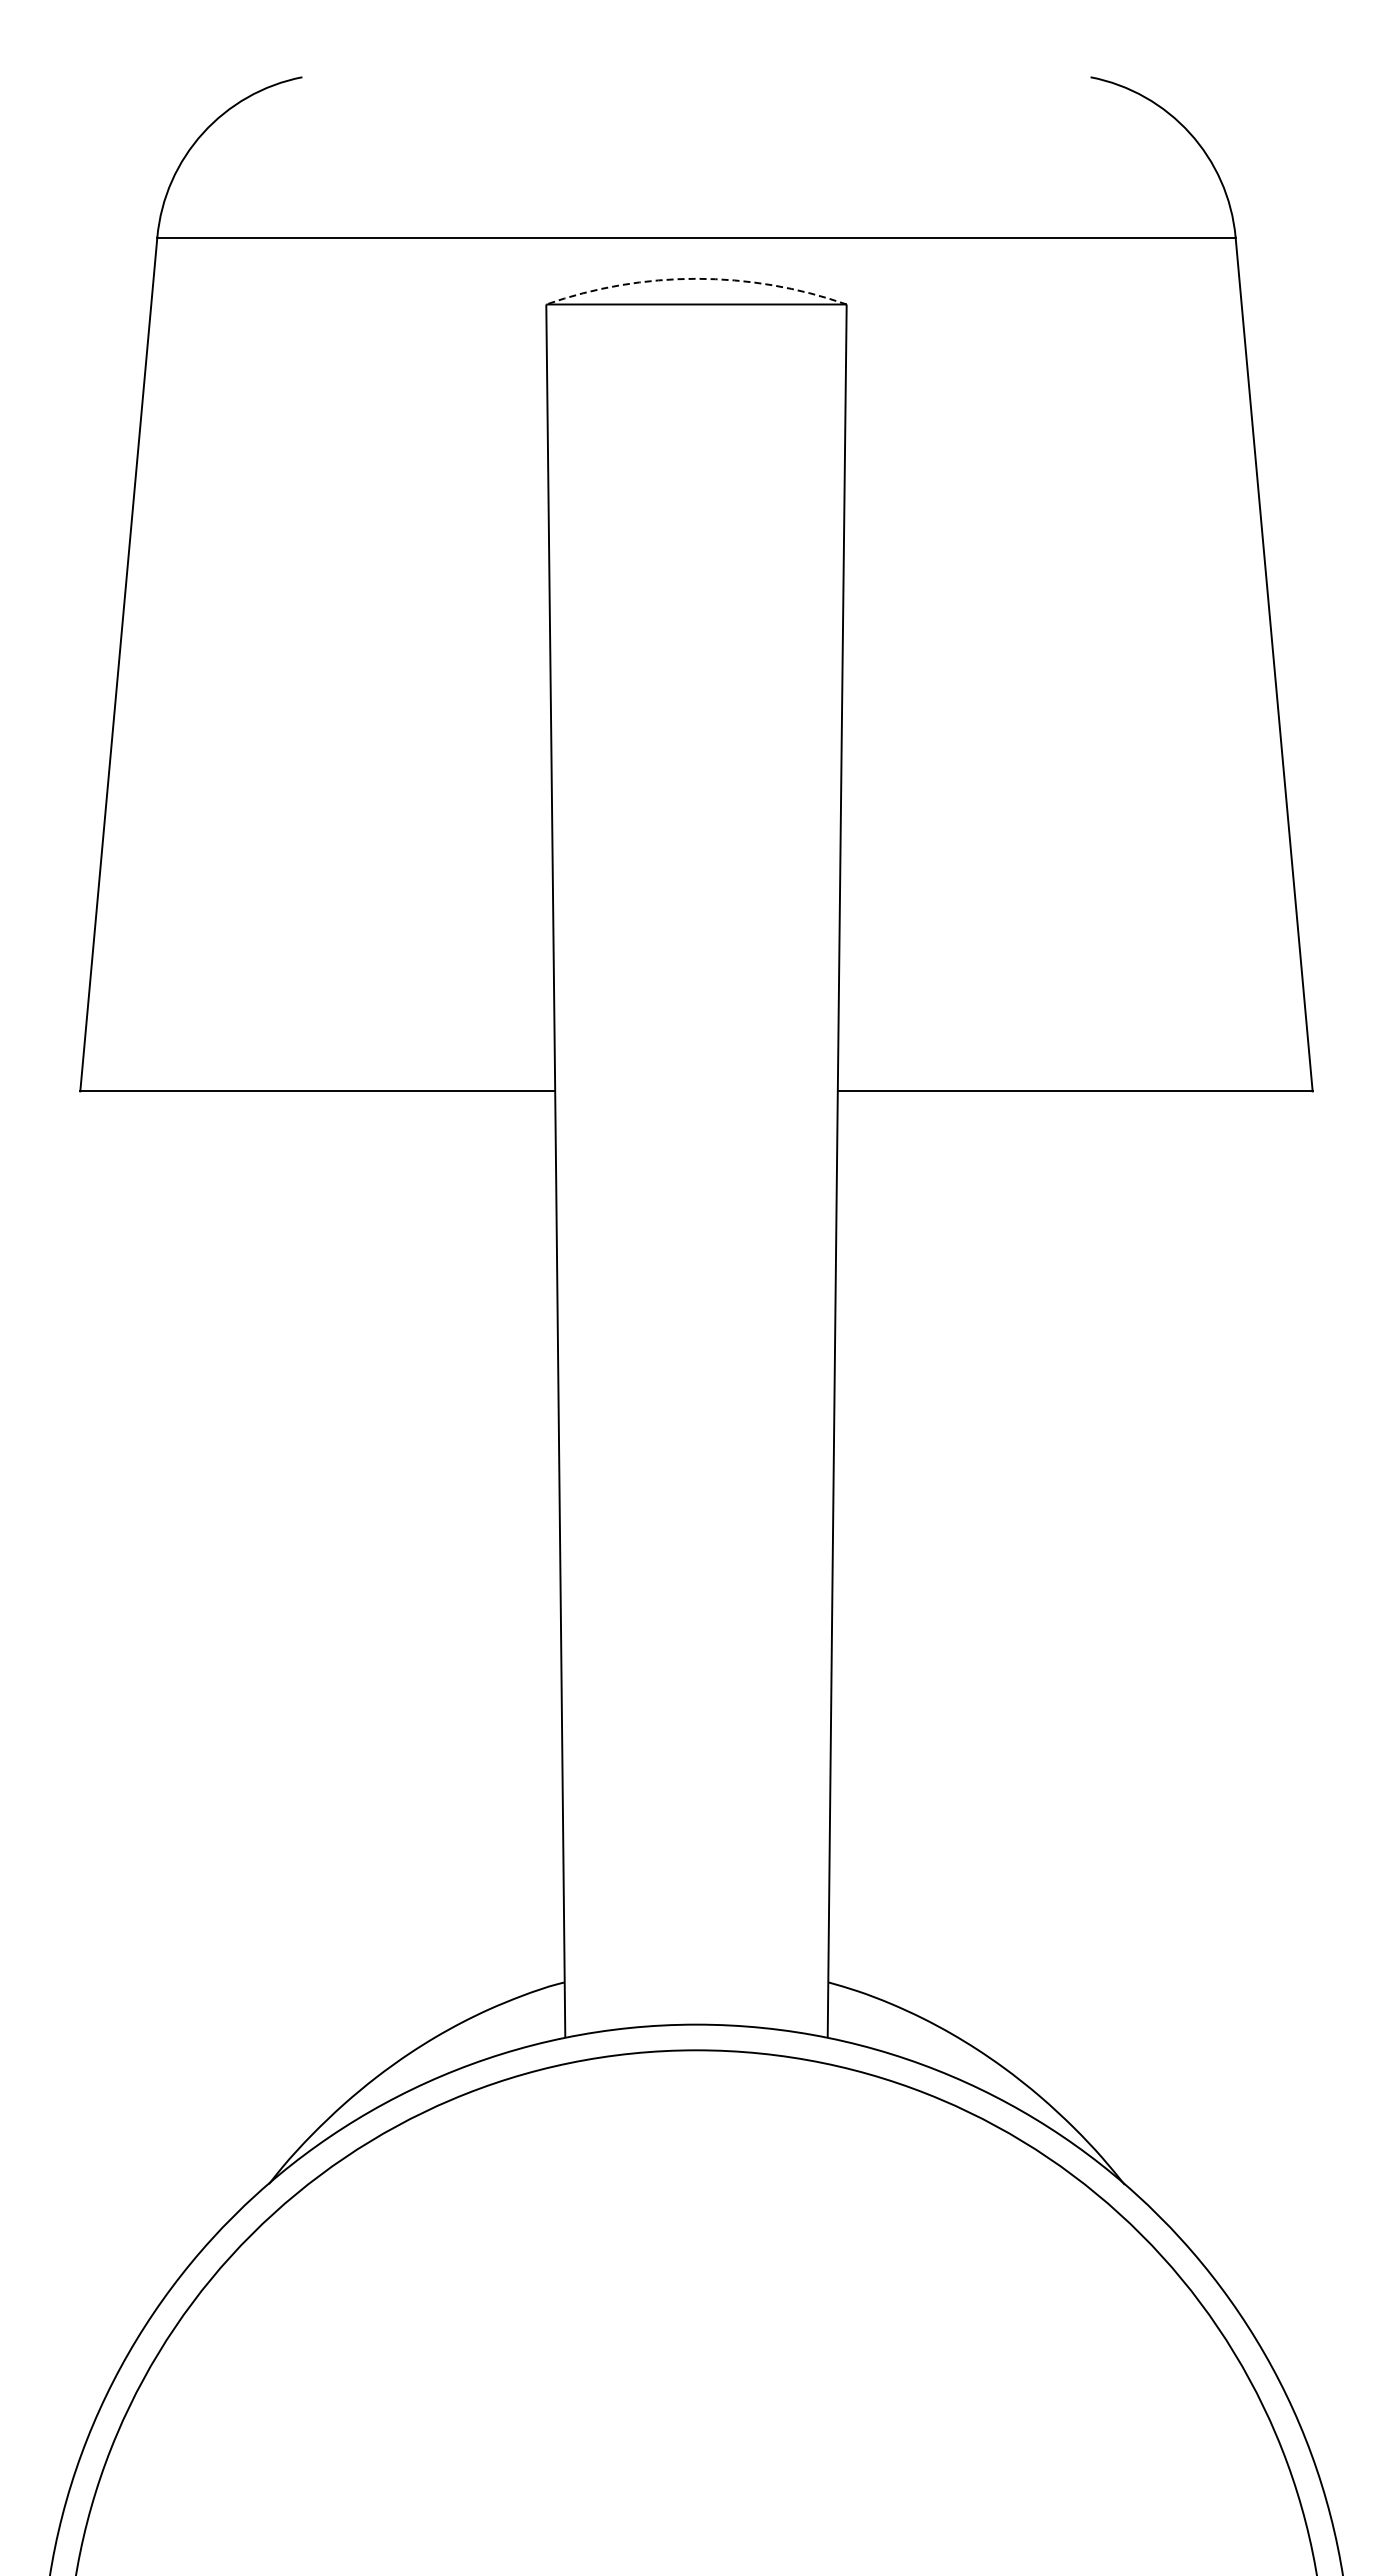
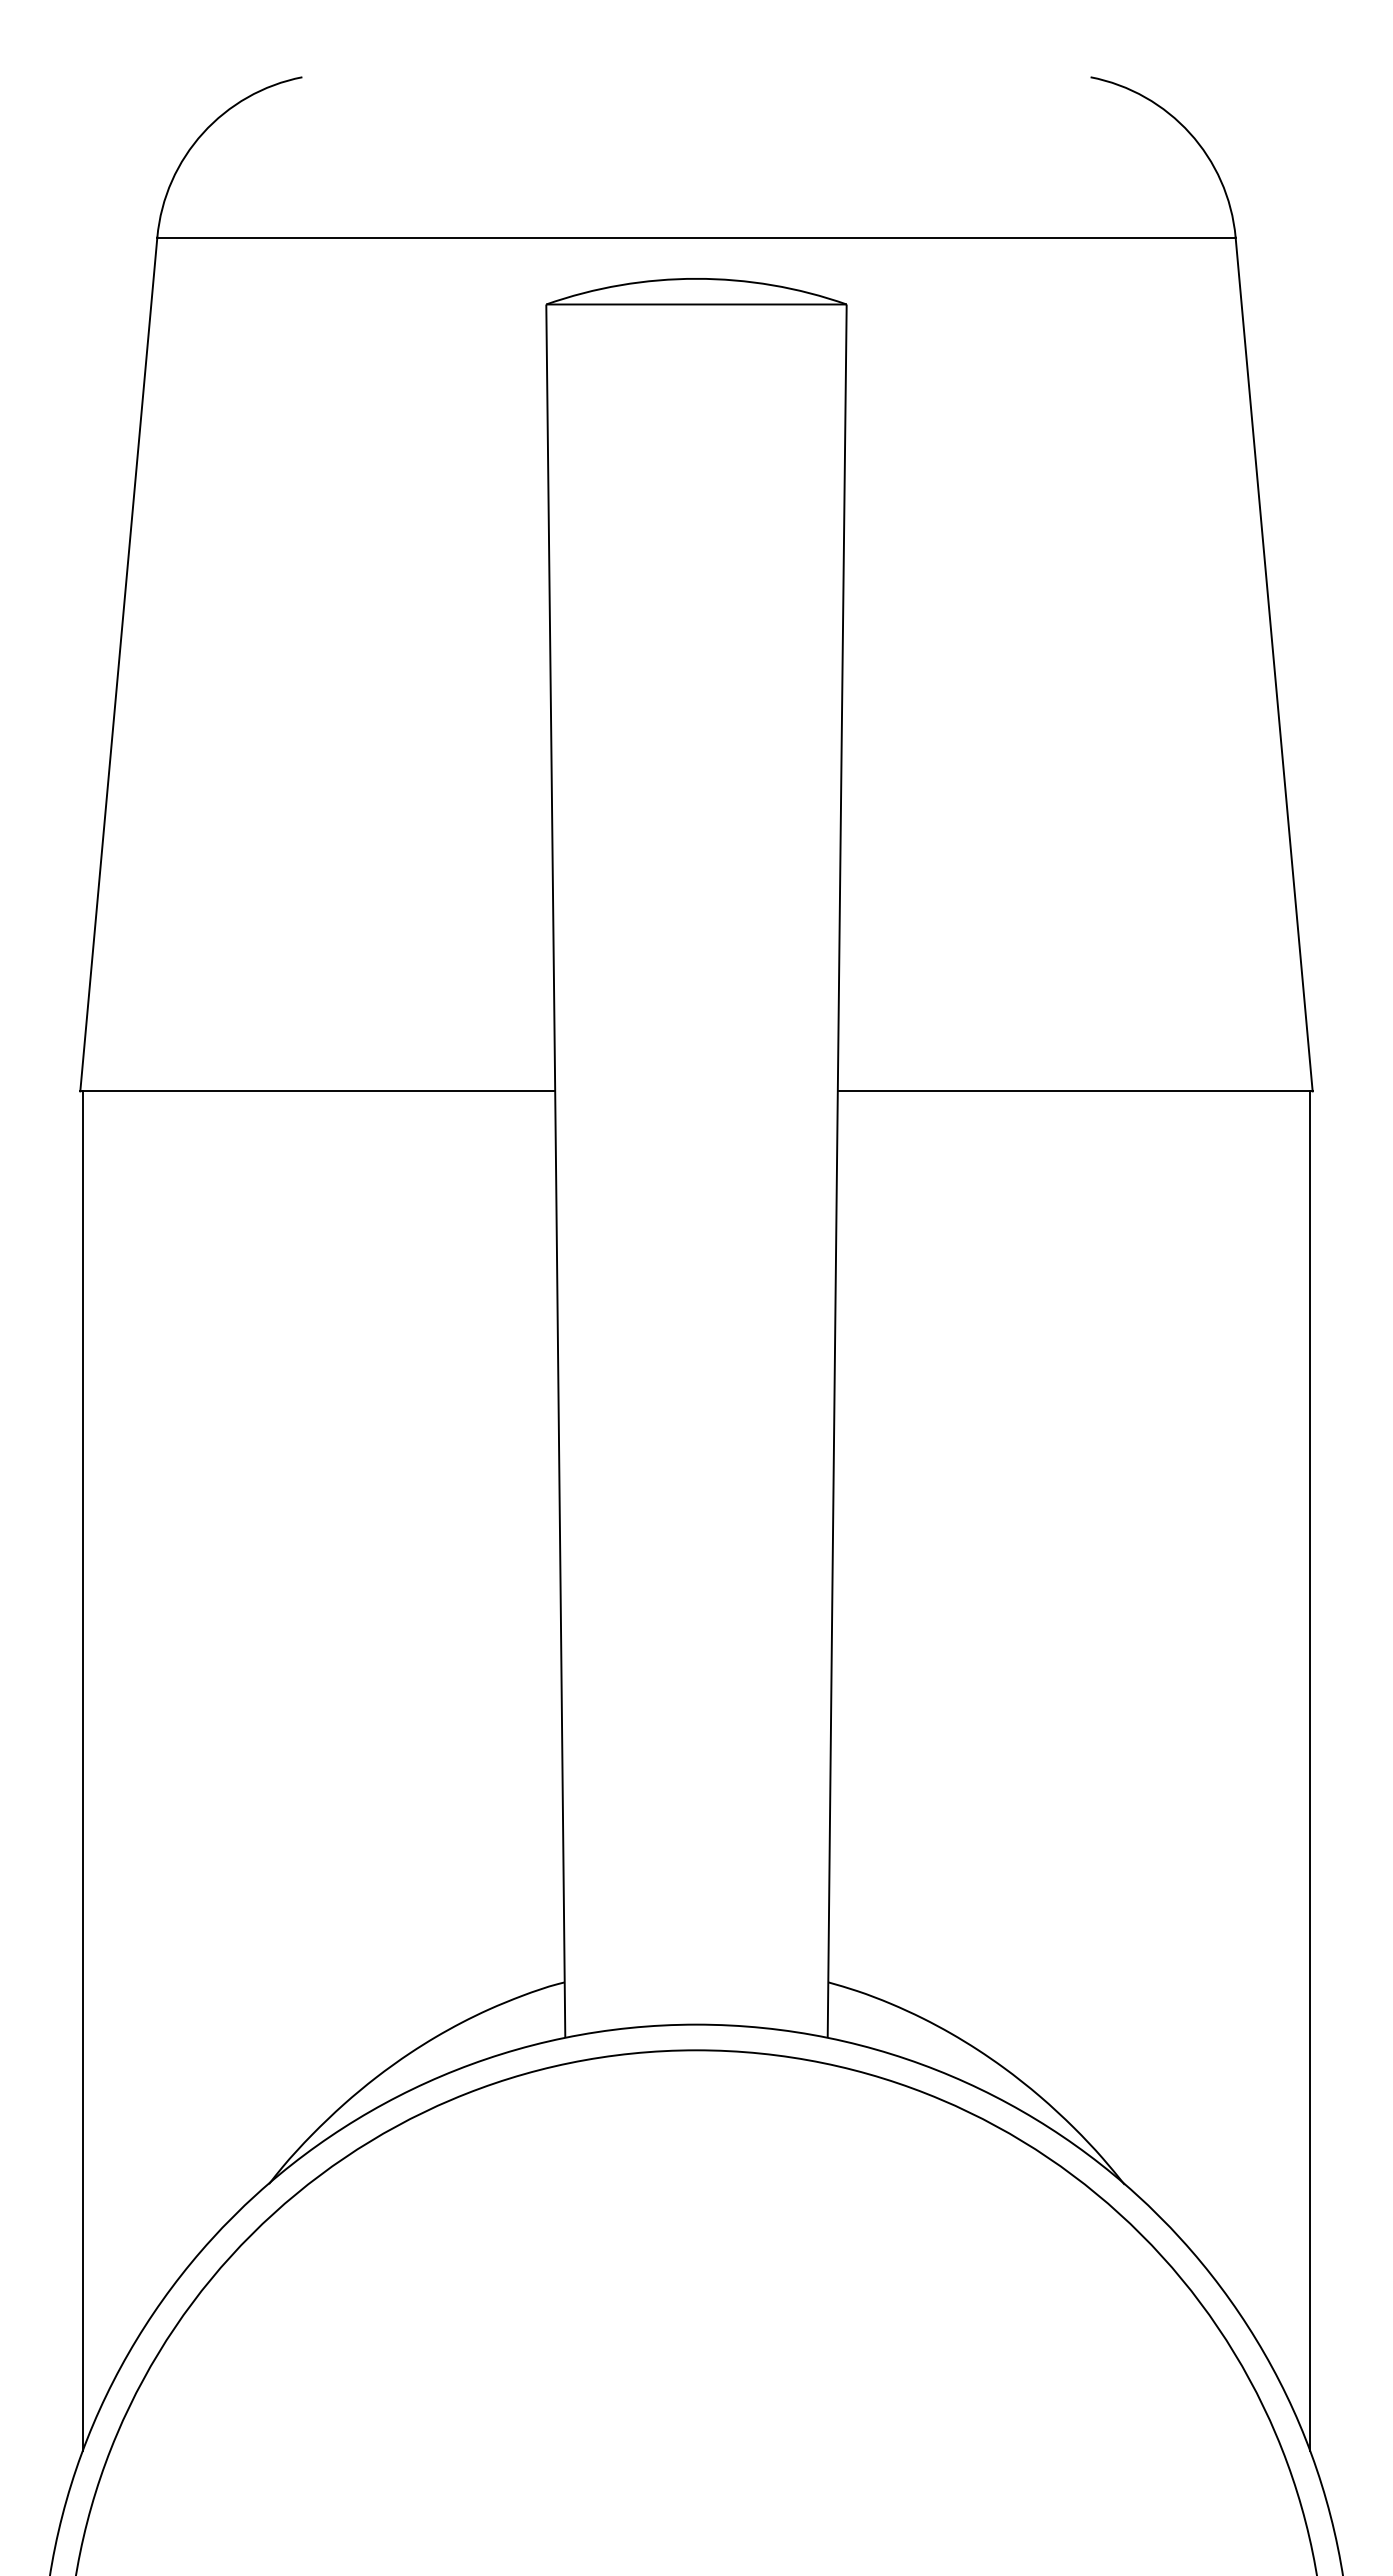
arc: dashed -> solid (696, 278)
line: none -> present (82, 1771)
line: none -> present (1310, 1771)
